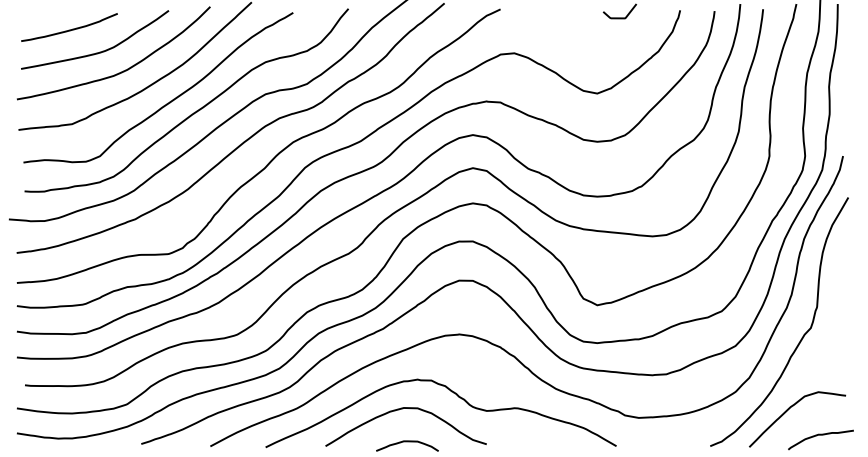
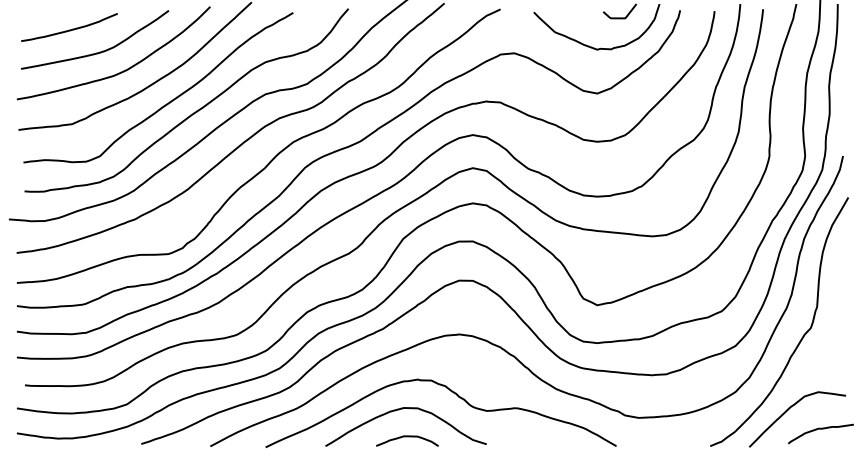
curve: none -> present (589, 45)
curve position: (820, 435) -> (820, 429) (820, 429)
curve position: (407, 442) -> (407, 437) (407, 437)
